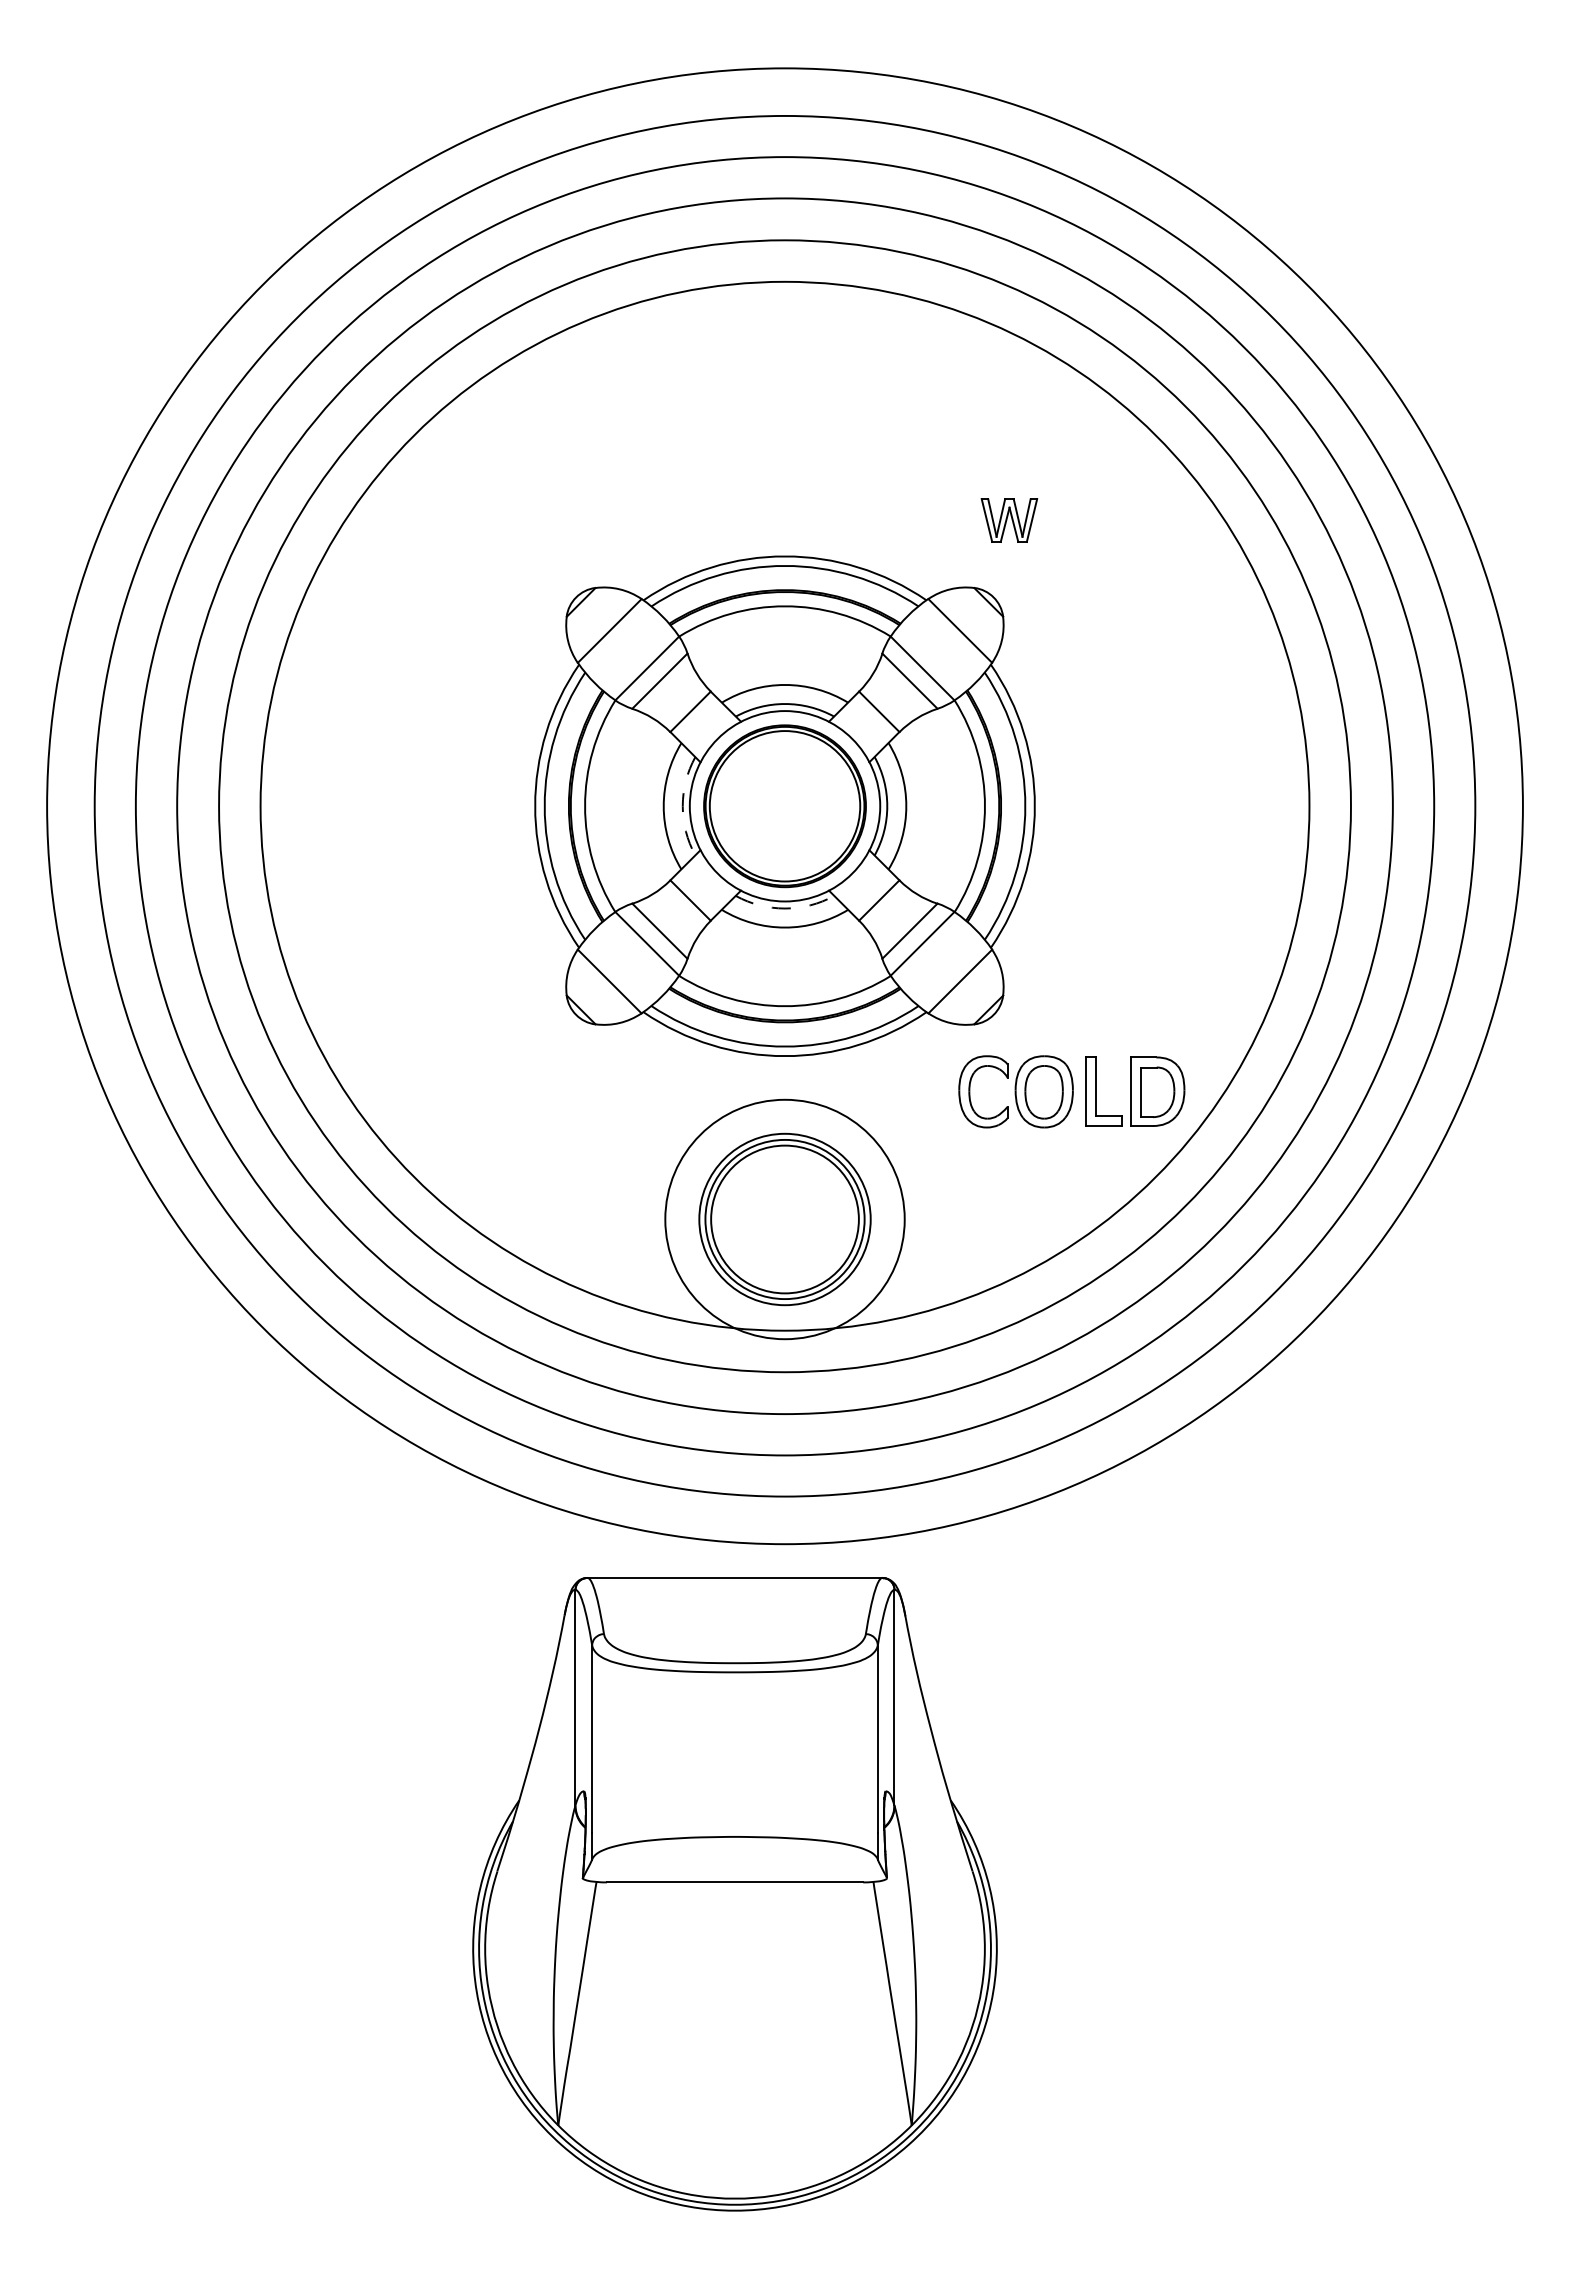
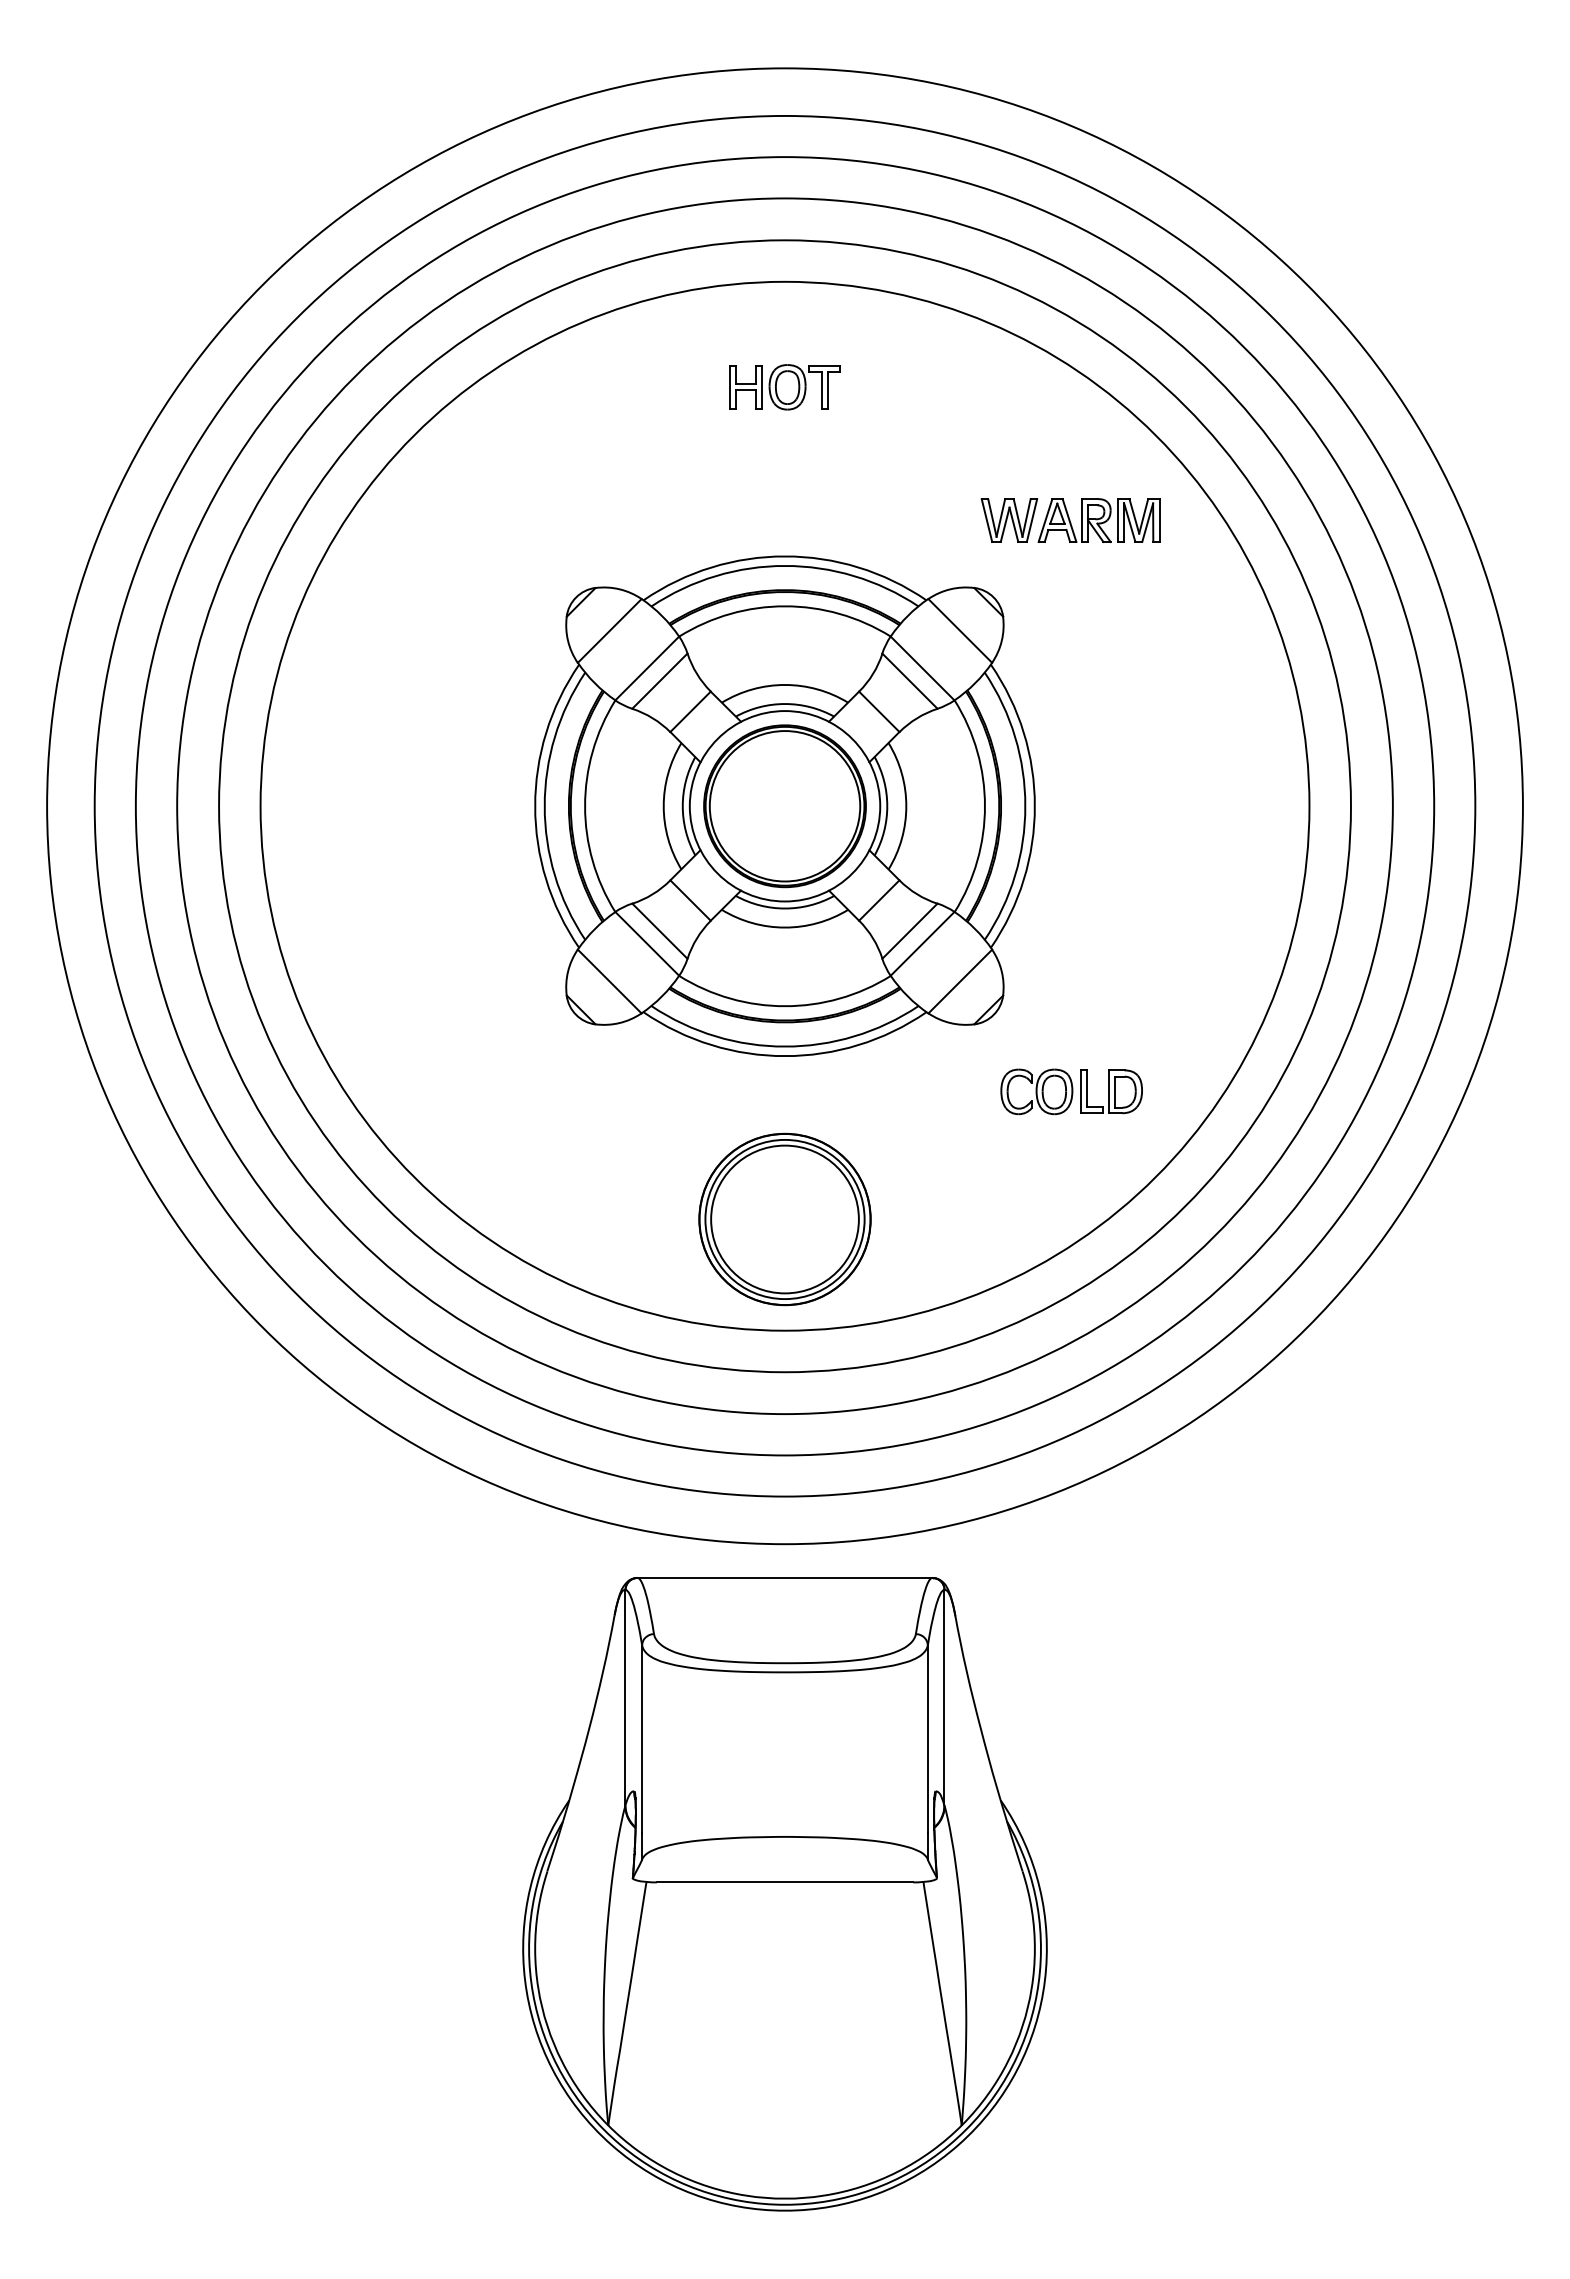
part: none -> present (784, 387)
part: none -> present (1098, 520)
arc: dashed -> solid (682, 806)
arc: dashed -> solid (785, 908)
part size: 228x74 px -> 143x48 px (1071, 1091)
circle diameter: 239 px -> 171 px (784, 1219)
part position: (734, 1894) -> (784, 1894) (784, 1894)
